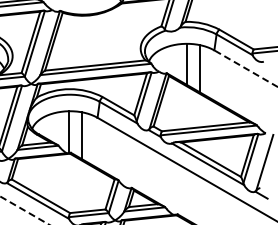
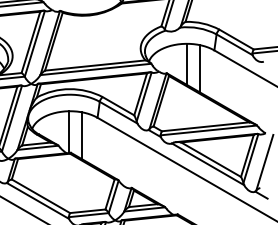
line: dashed -> solid (245, 68)
line: dashed -> solid (24, 210)
